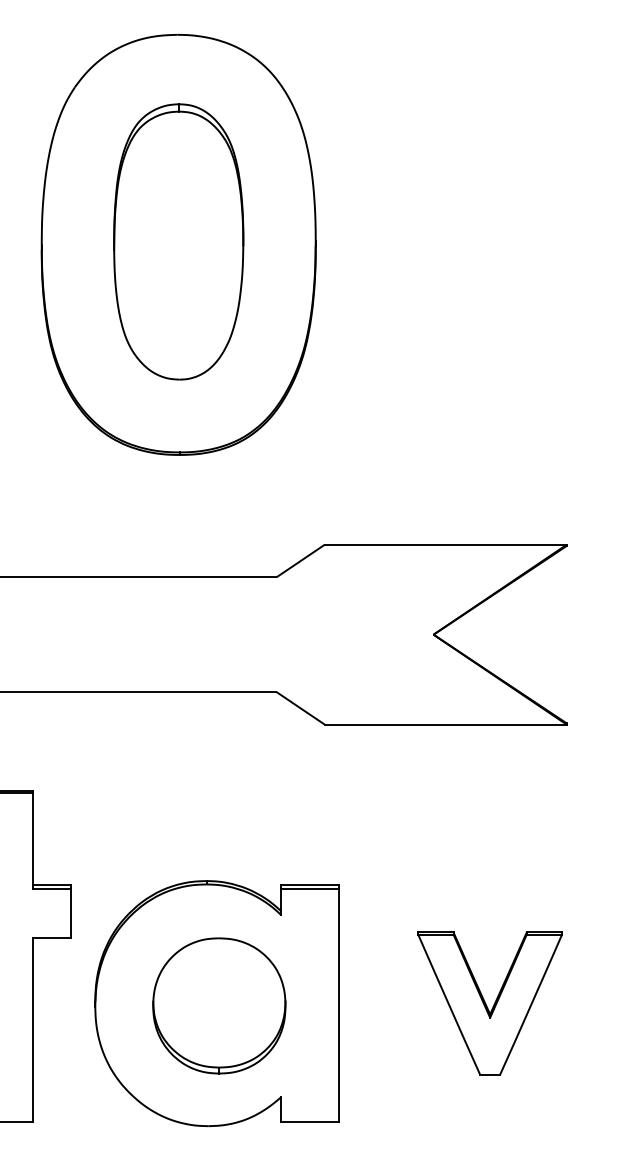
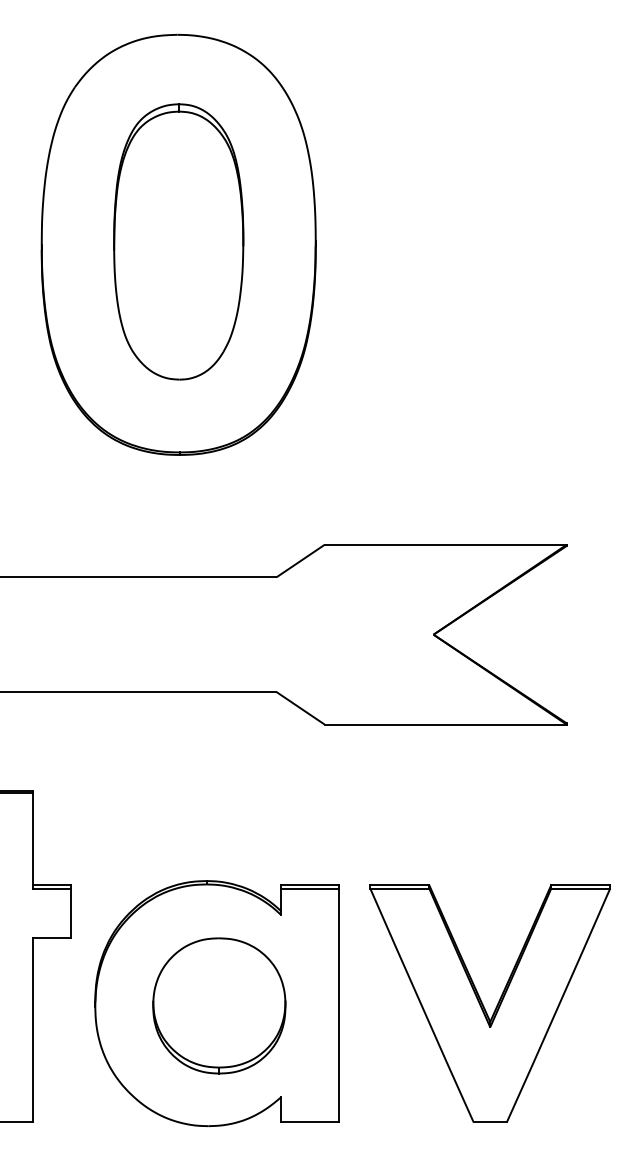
part size: 146x145 px -> 242x239 px (489, 1003)
